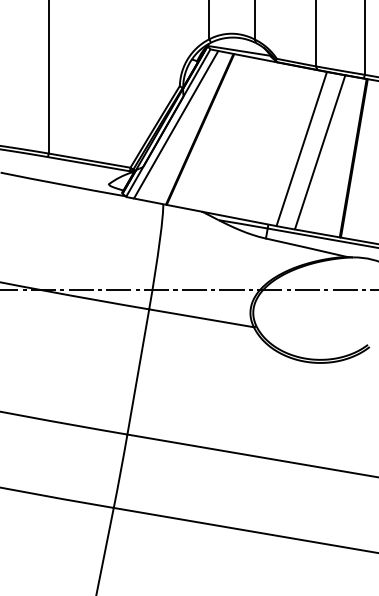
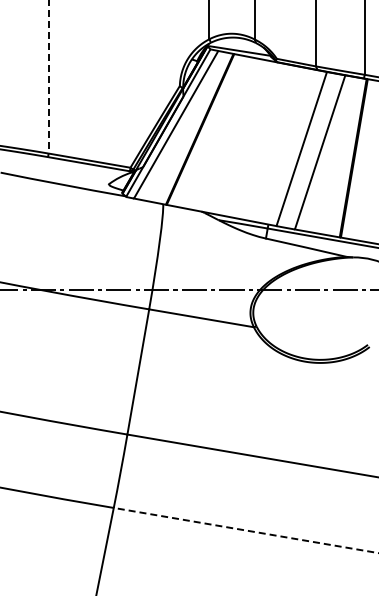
line: solid -> dashed (48, 77)
line: solid -> dashed (245, 530)
